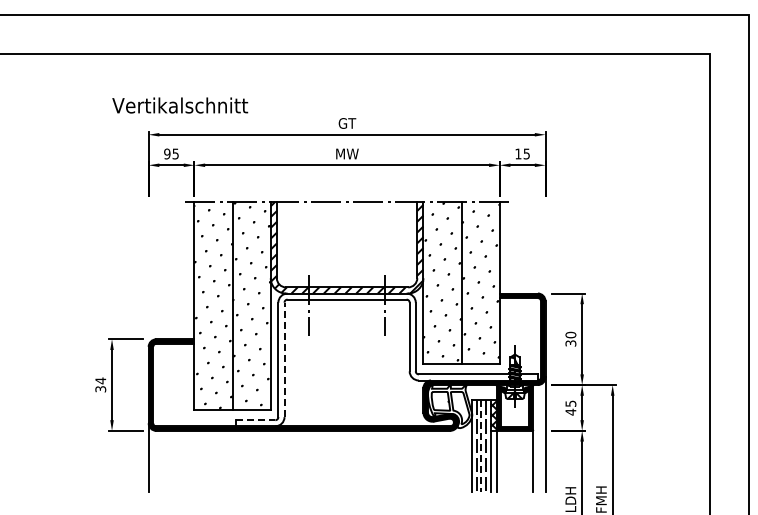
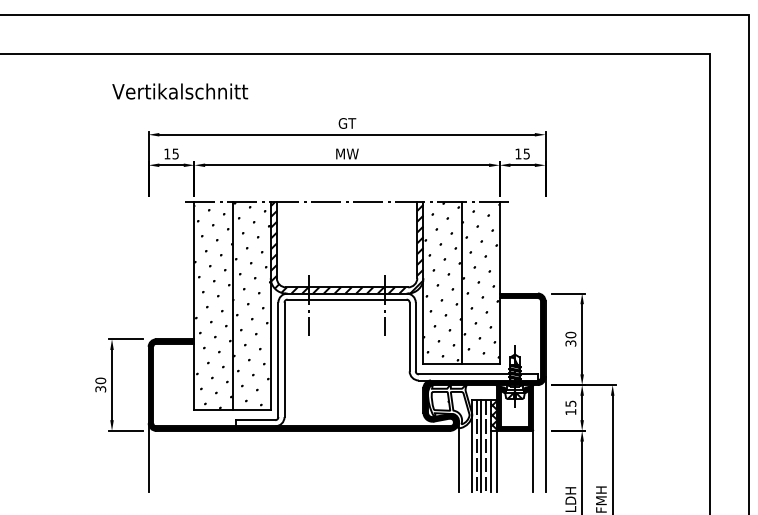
text position: (180, 105) -> (180, 91) (180, 91)
text: 95 -> 15 (167, 153)
line: dashed -> solid (284, 359)
text: 34 -> 30 (100, 380)
text: 45 -> 15 (570, 411)
line: dashed -> solid (255, 420)
line: dashed -> solid (481, 446)
line: none -> present (458, 456)
